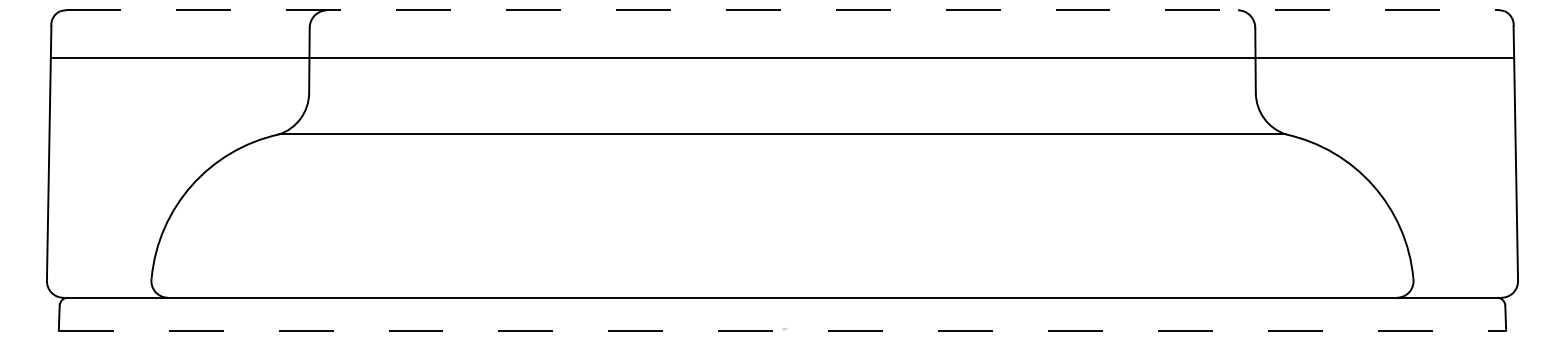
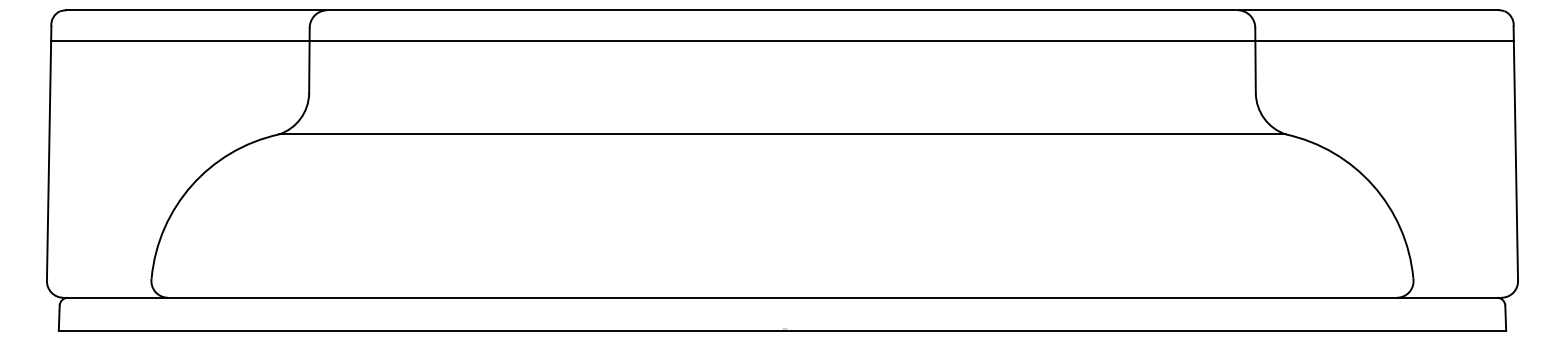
line: dashed -> solid (783, 10)
line position: (782, 58) -> (782, 41) (782, 41)
line: dashed -> solid (782, 330)
